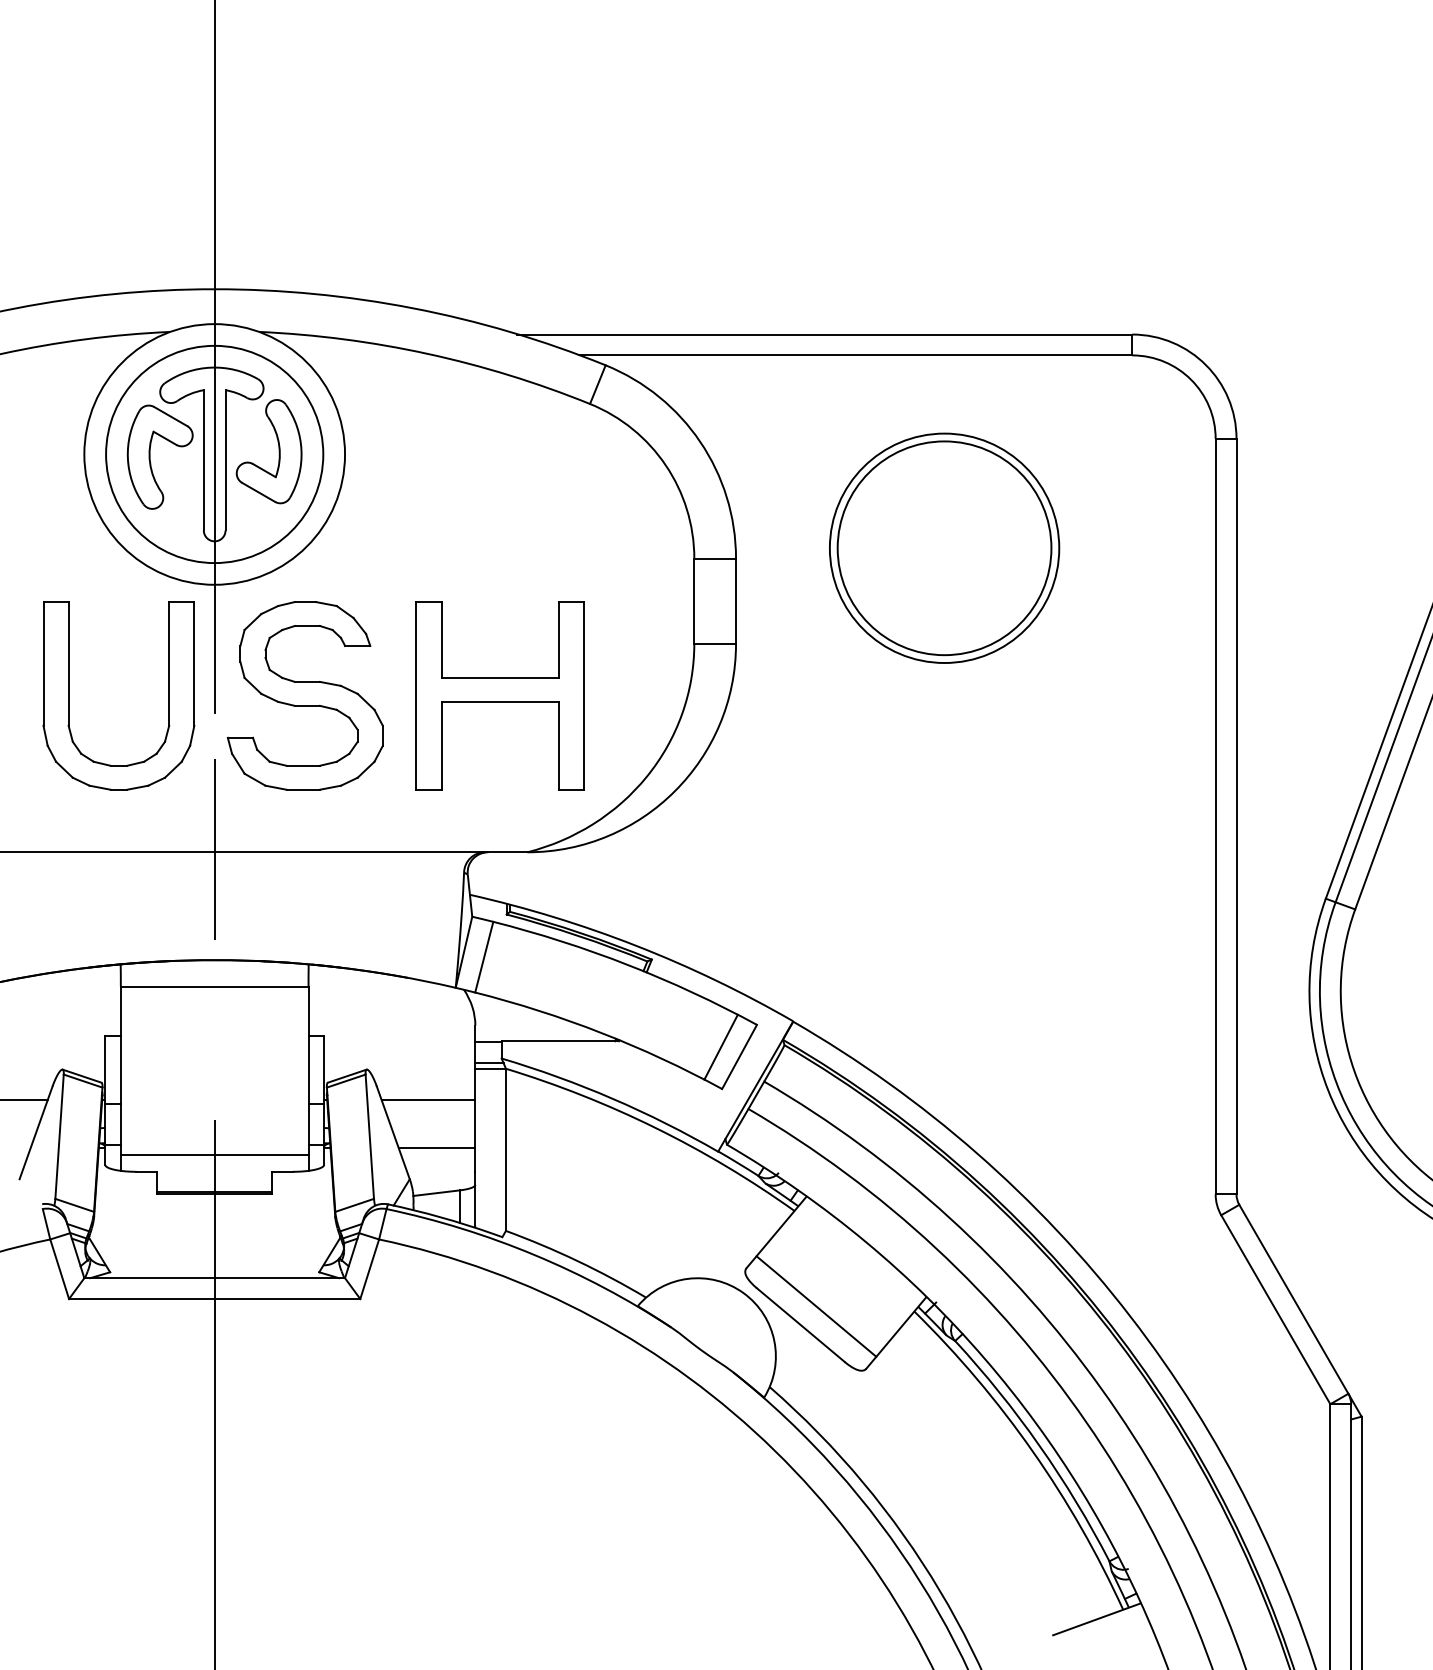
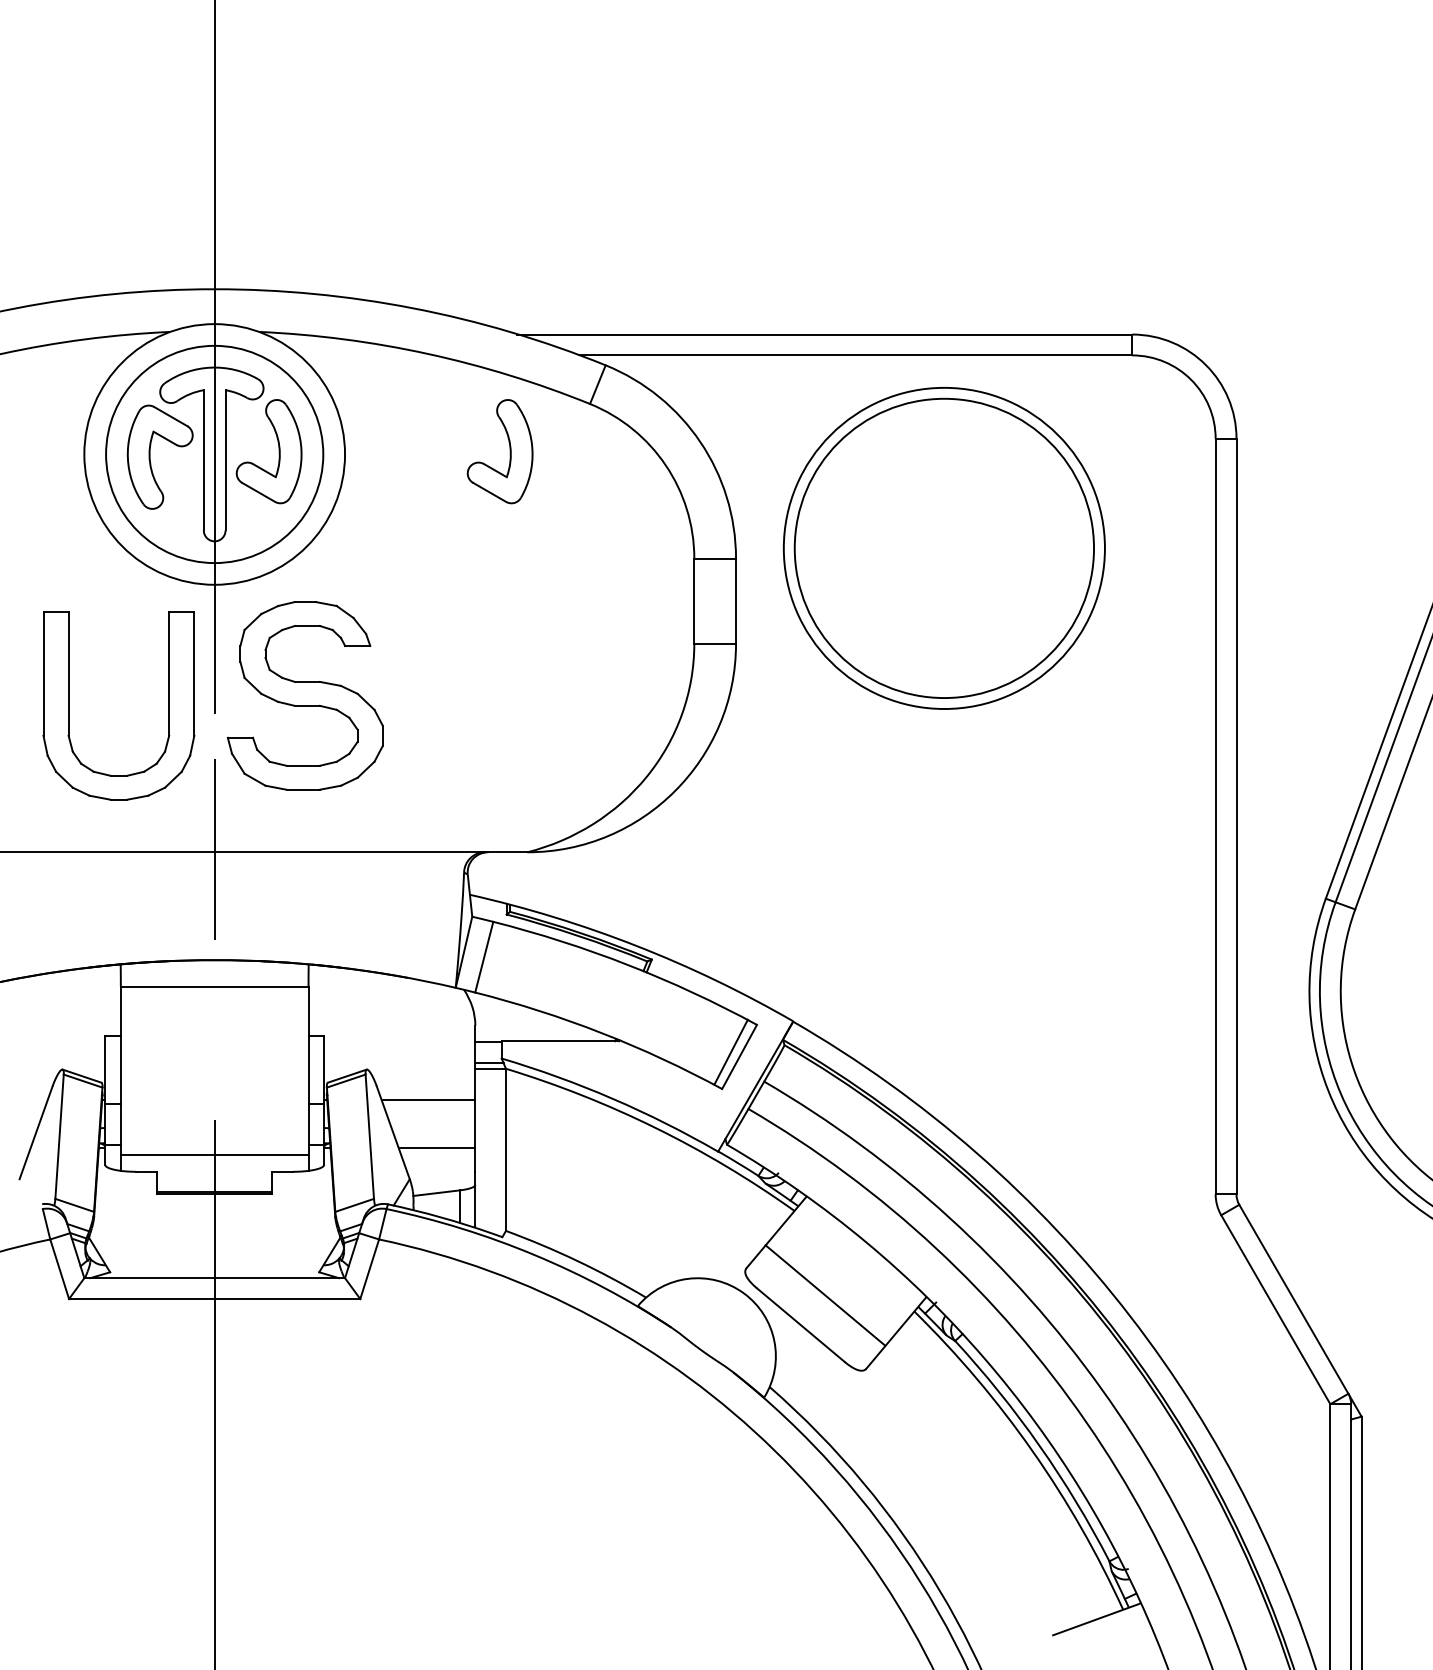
part: none -> present (509, 451)
part size: 232x232 px -> 324x323 px (943, 548)
part position: (69, 695) -> (69, 705) (69, 705)
part: present -> none (499, 695)
line position: (720, 1046) -> (730, 1051) (730, 1051)
line: present -> none (24, 1099)
line position: (816, 1306) -> (825, 1295) (825, 1295)
